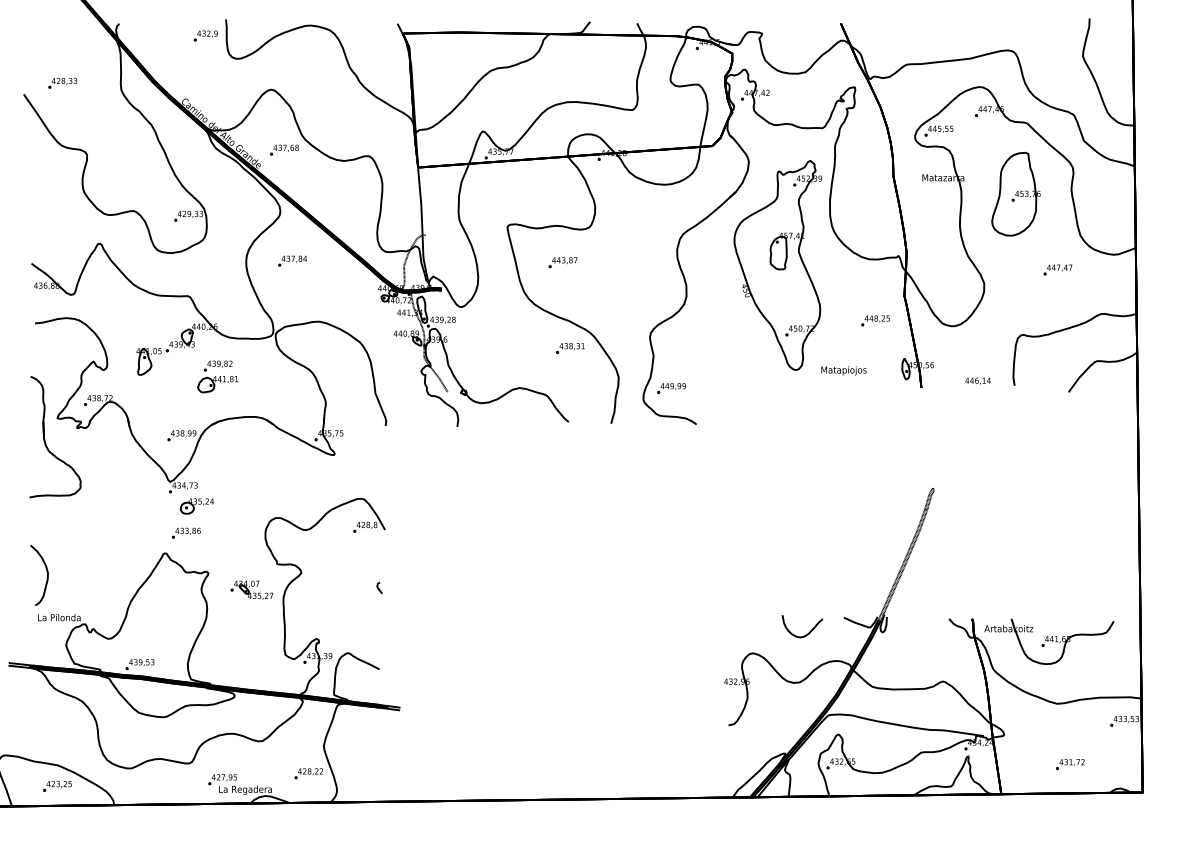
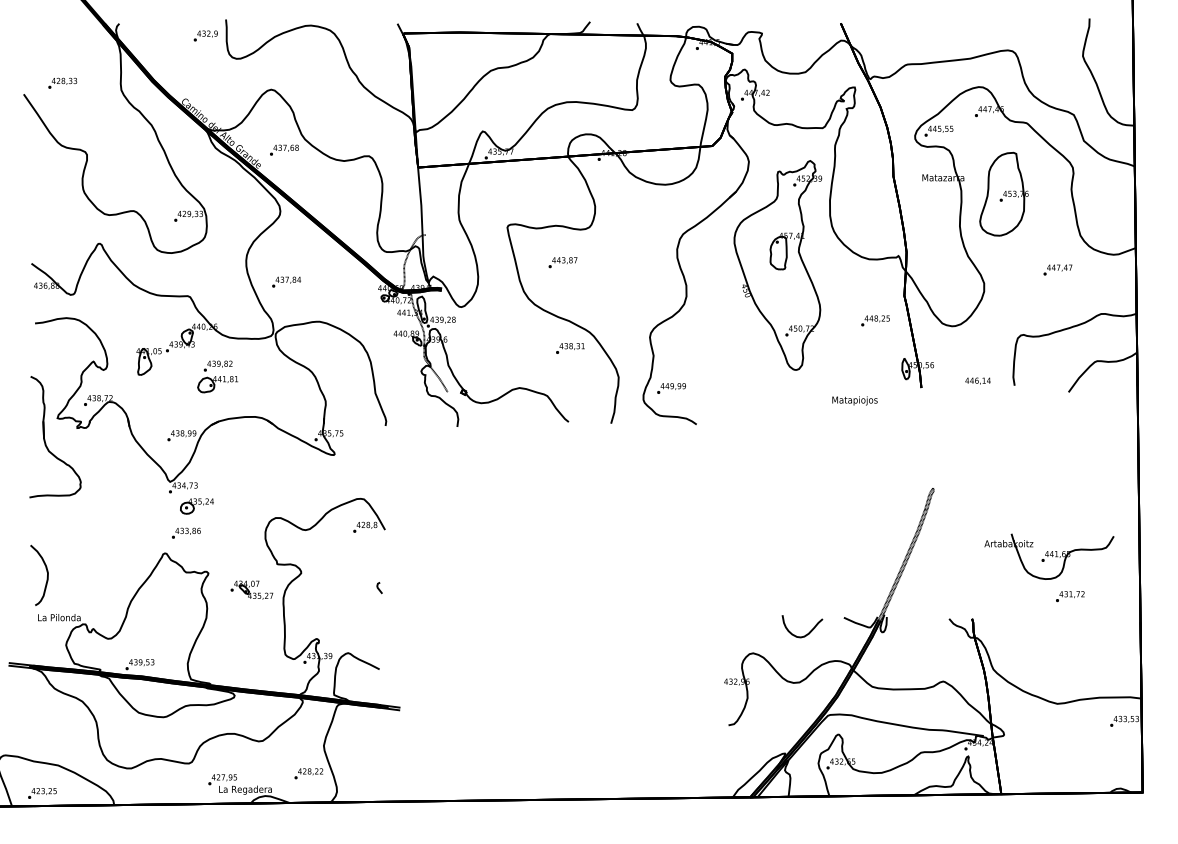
part position: (1015, 193) -> (1003, 193) (1003, 193)
text position: (292, 260) -> (286, 281) (286, 281)
text position: (843, 370) -> (854, 400) (854, 400)
part position: (1049, 641) -> (1049, 556) (1049, 556)
text position: (1070, 764) -> (1070, 596) (1070, 596)
text position: (57, 786) -> (42, 793) (42, 793)
